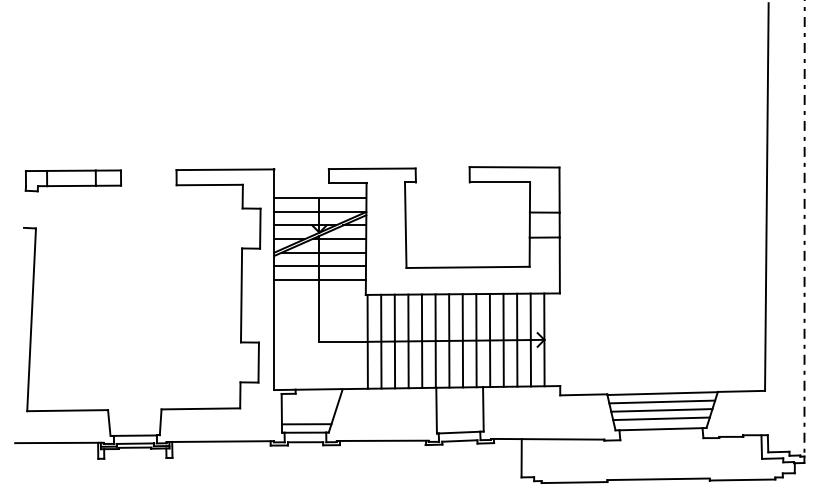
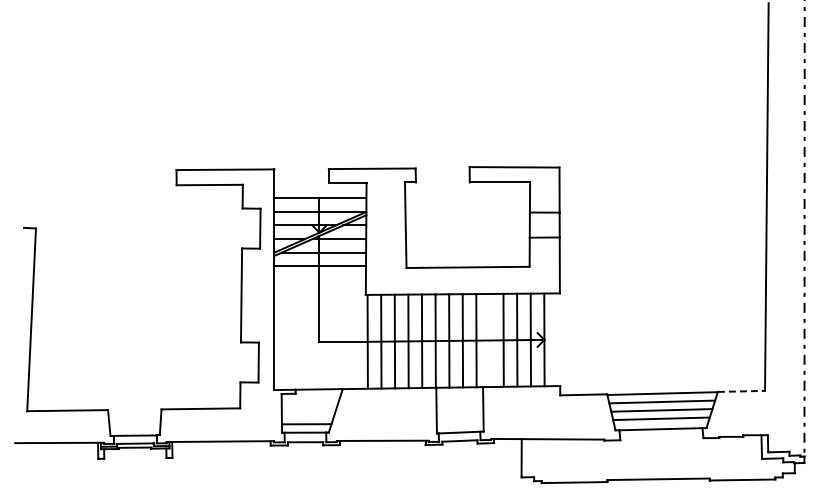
part: present -> none (72, 180)
line: present -> none (319, 279)
line: present -> none (489, 340)
line: solid -> dashed (741, 391)
